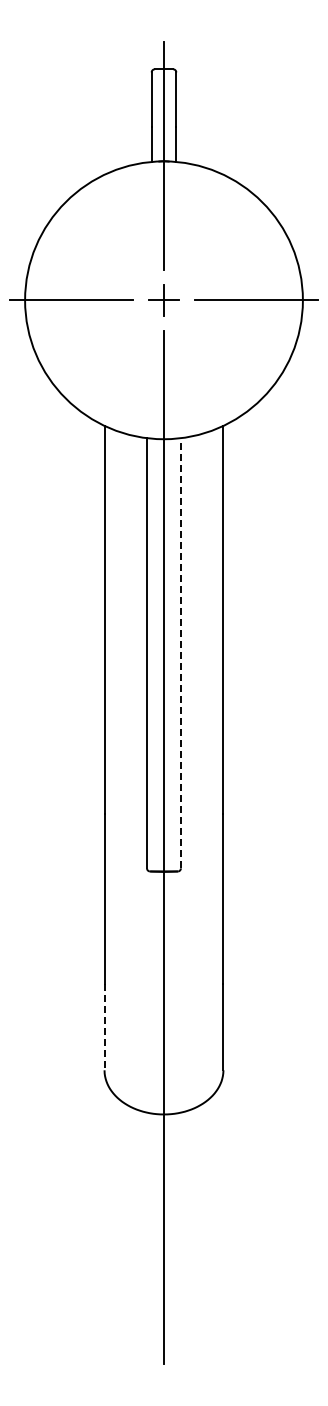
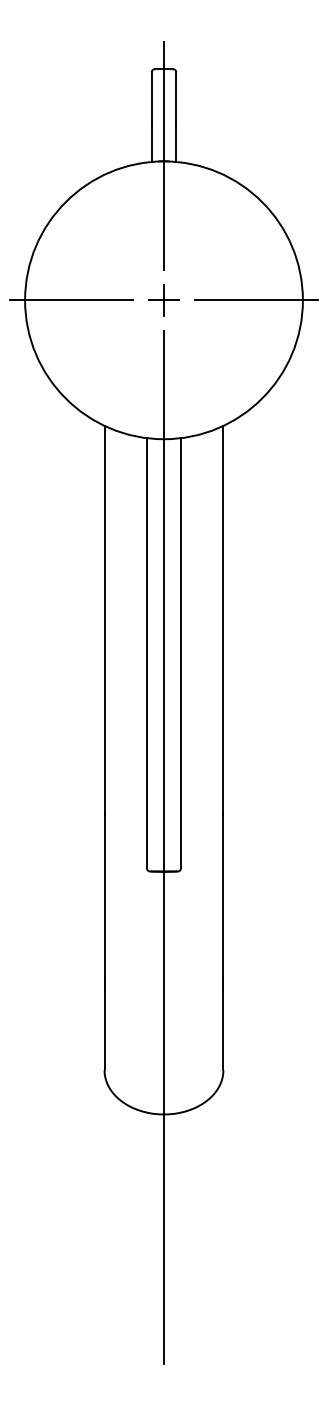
line: dashed -> solid (180, 652)
line: dashed -> solid (104, 1027)
